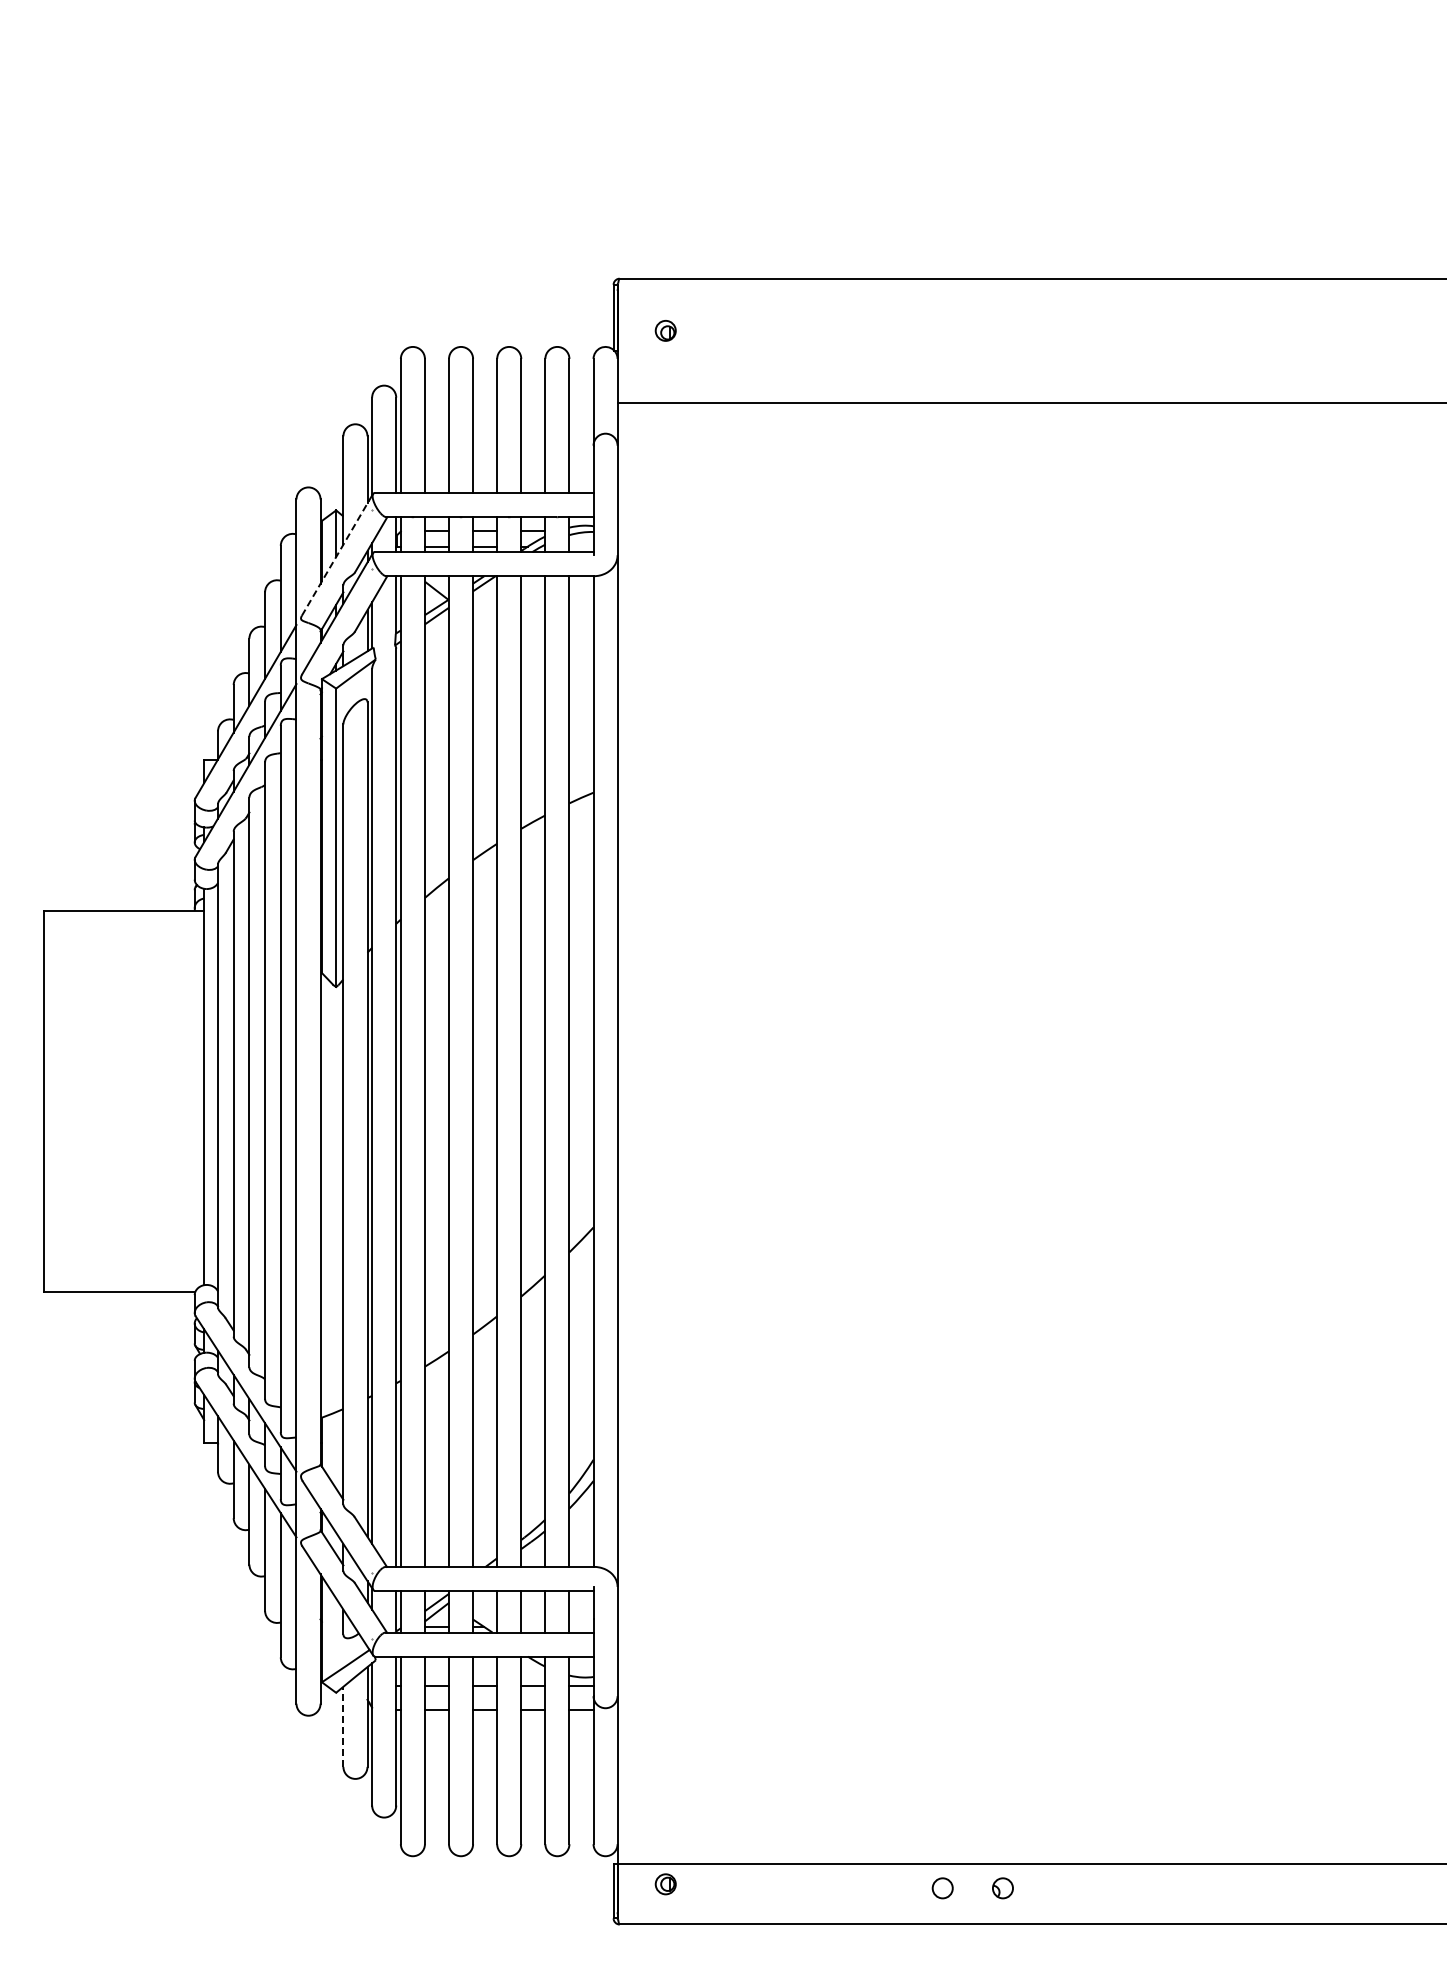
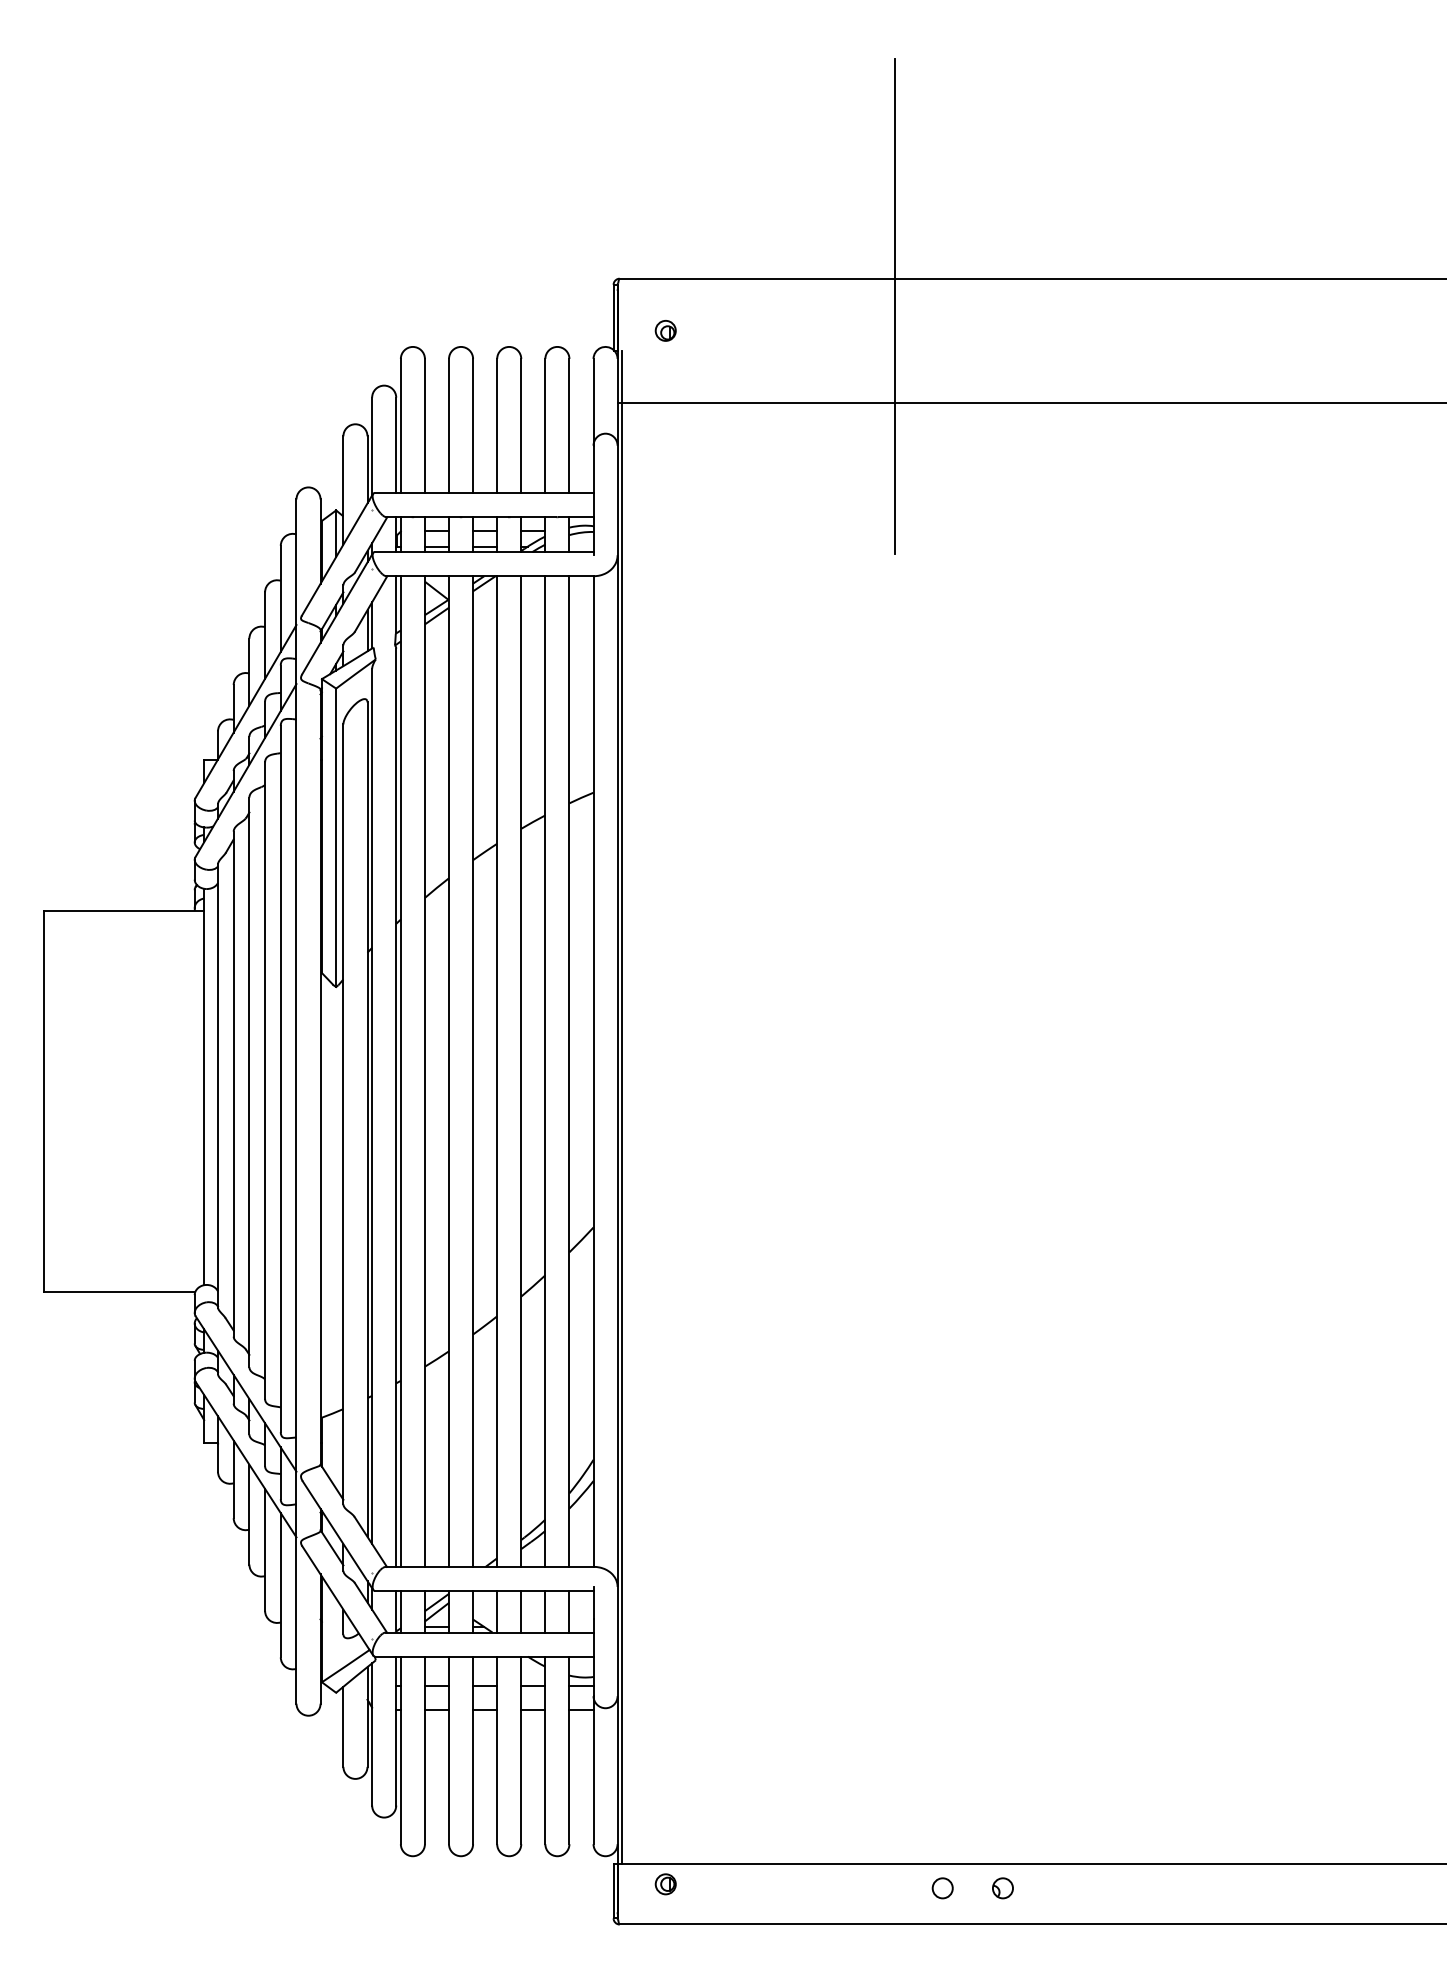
line: none -> present (894, 306)
line: dashed -> solid (335, 558)
line: none -> present (621, 1107)
line: dashed -> solid (343, 1726)
